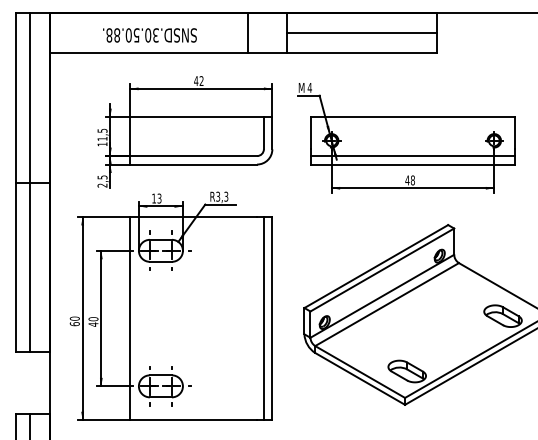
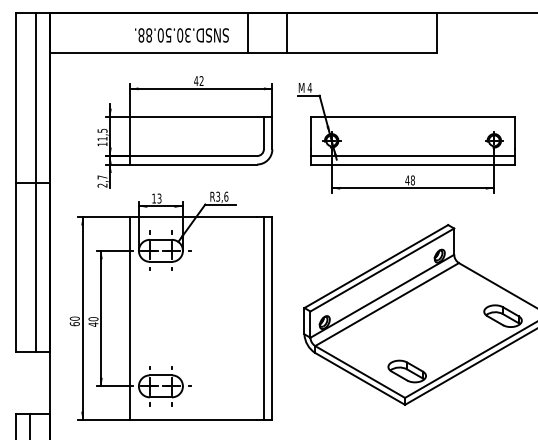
line: present -> none (361, 33)
text position: (149, 35) -> (181, 35) (181, 35)
text: 2,5 -> 2,7 (102, 177)
line position: (30, 182) -> (36, 182) (36, 182)
text: R3,3 -> R3,6 (226, 196)
